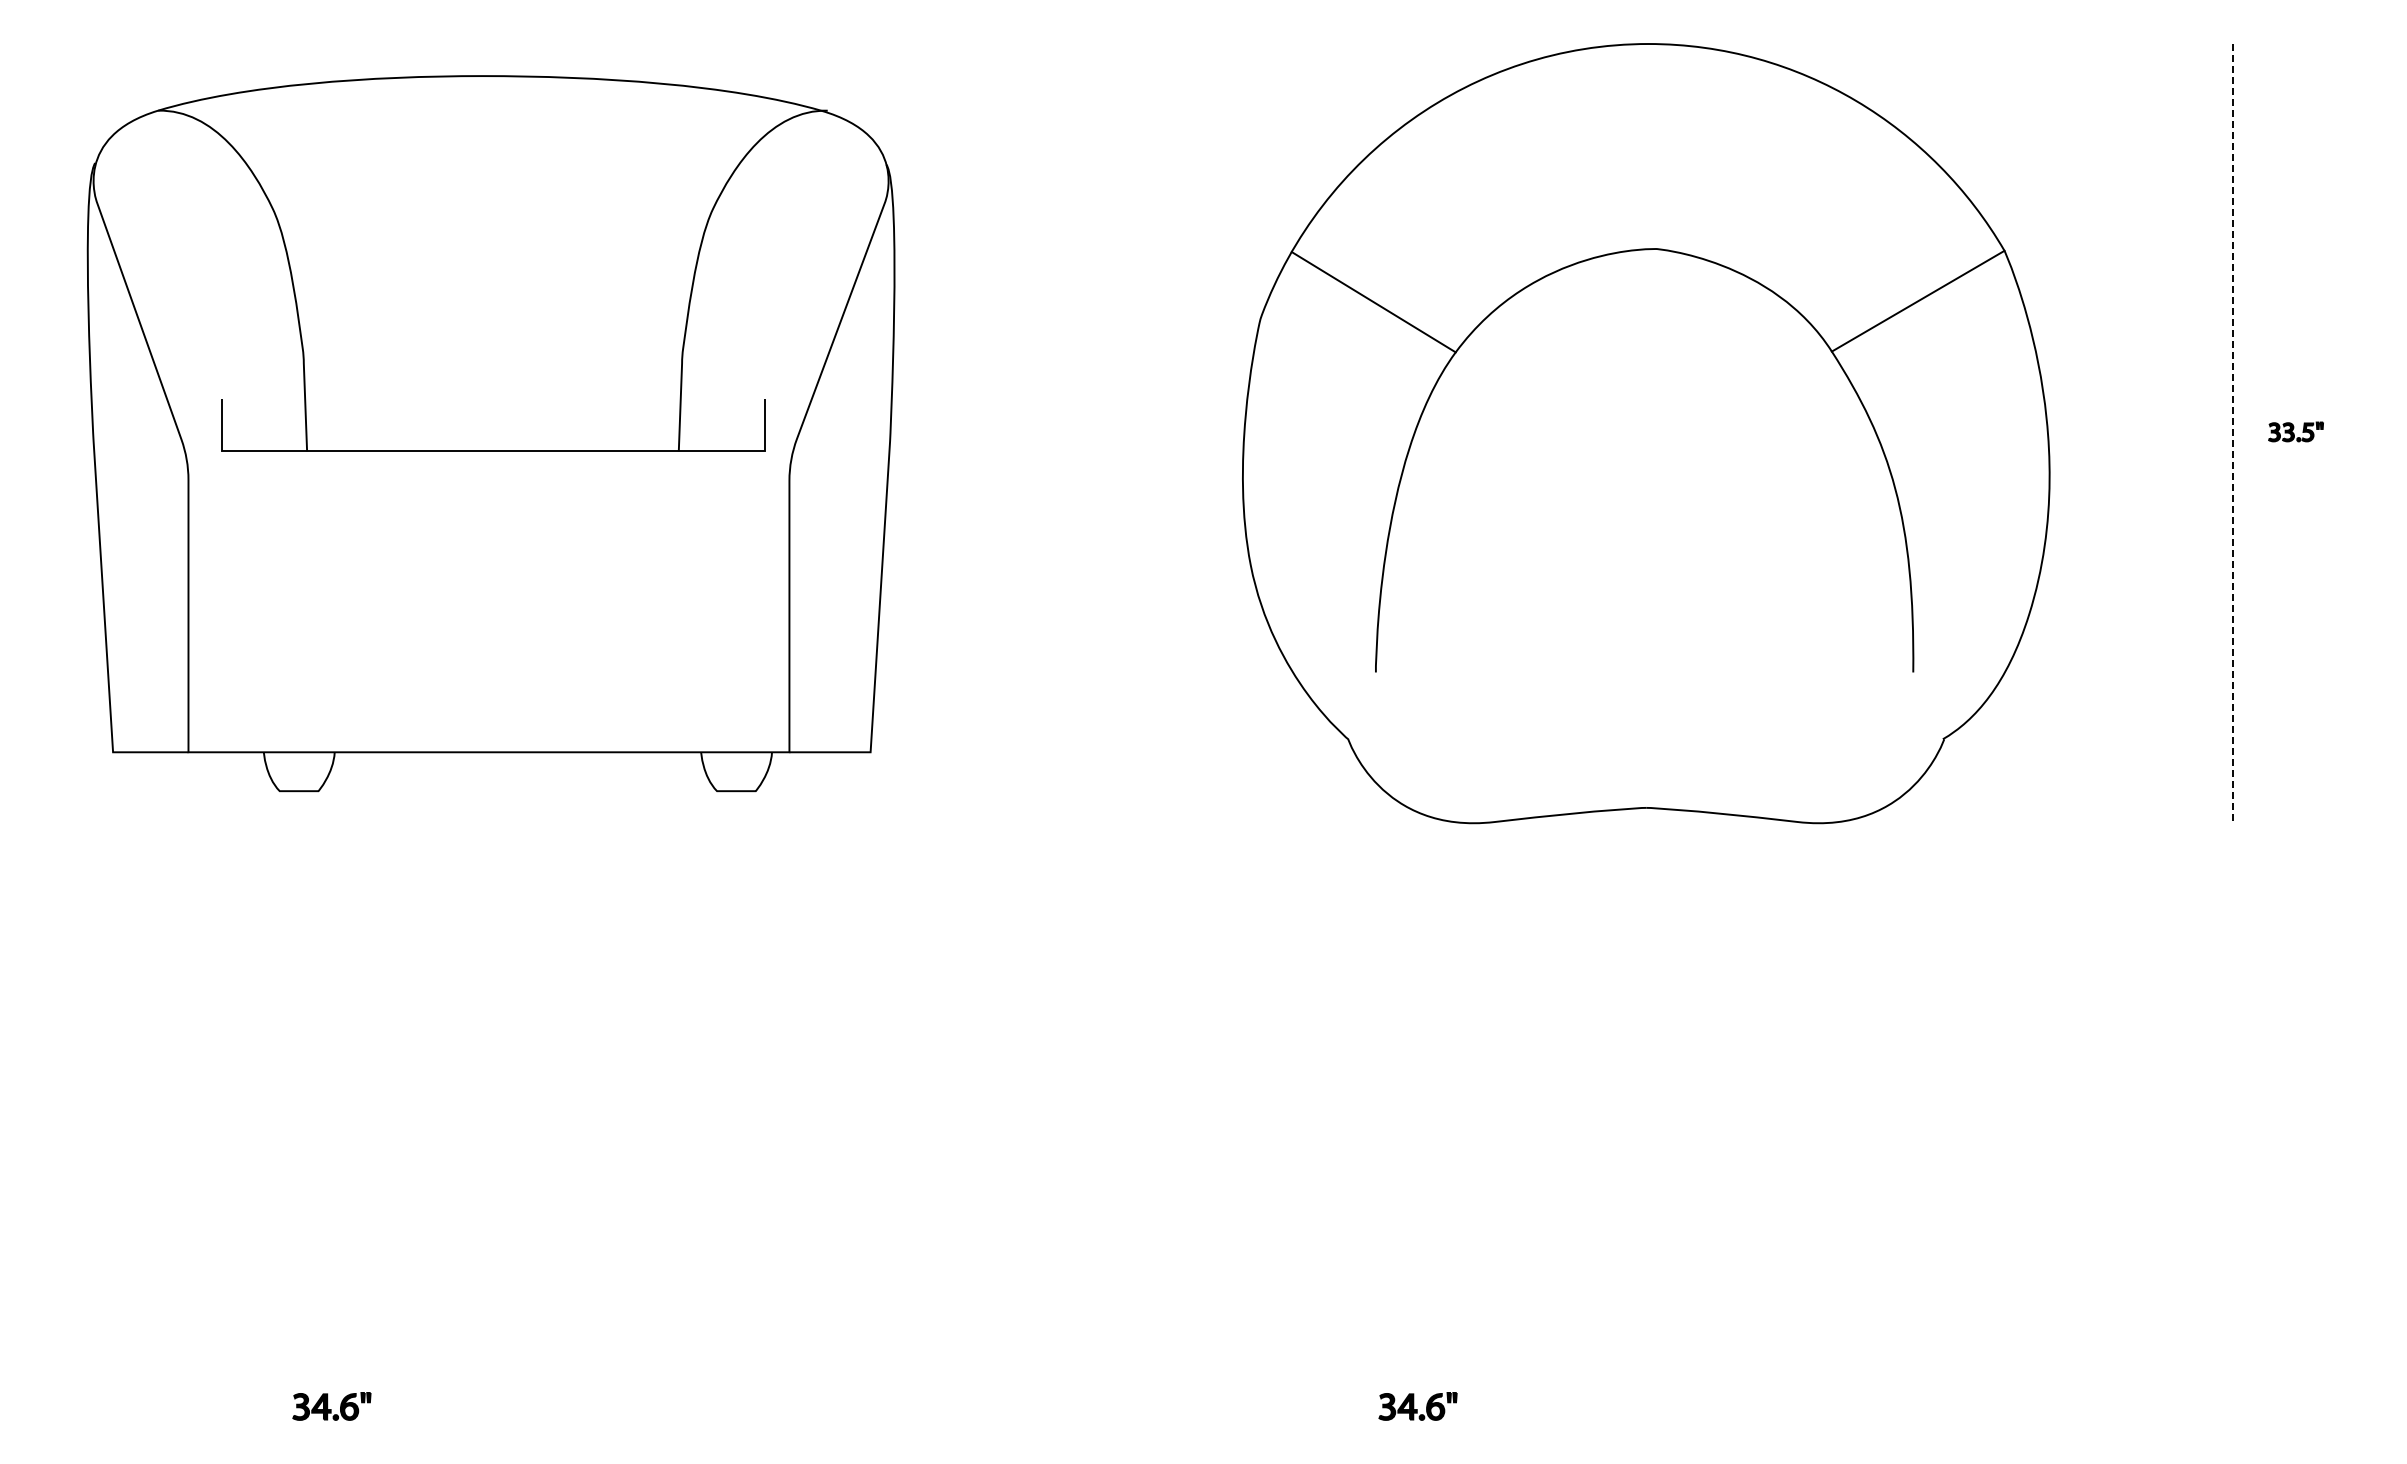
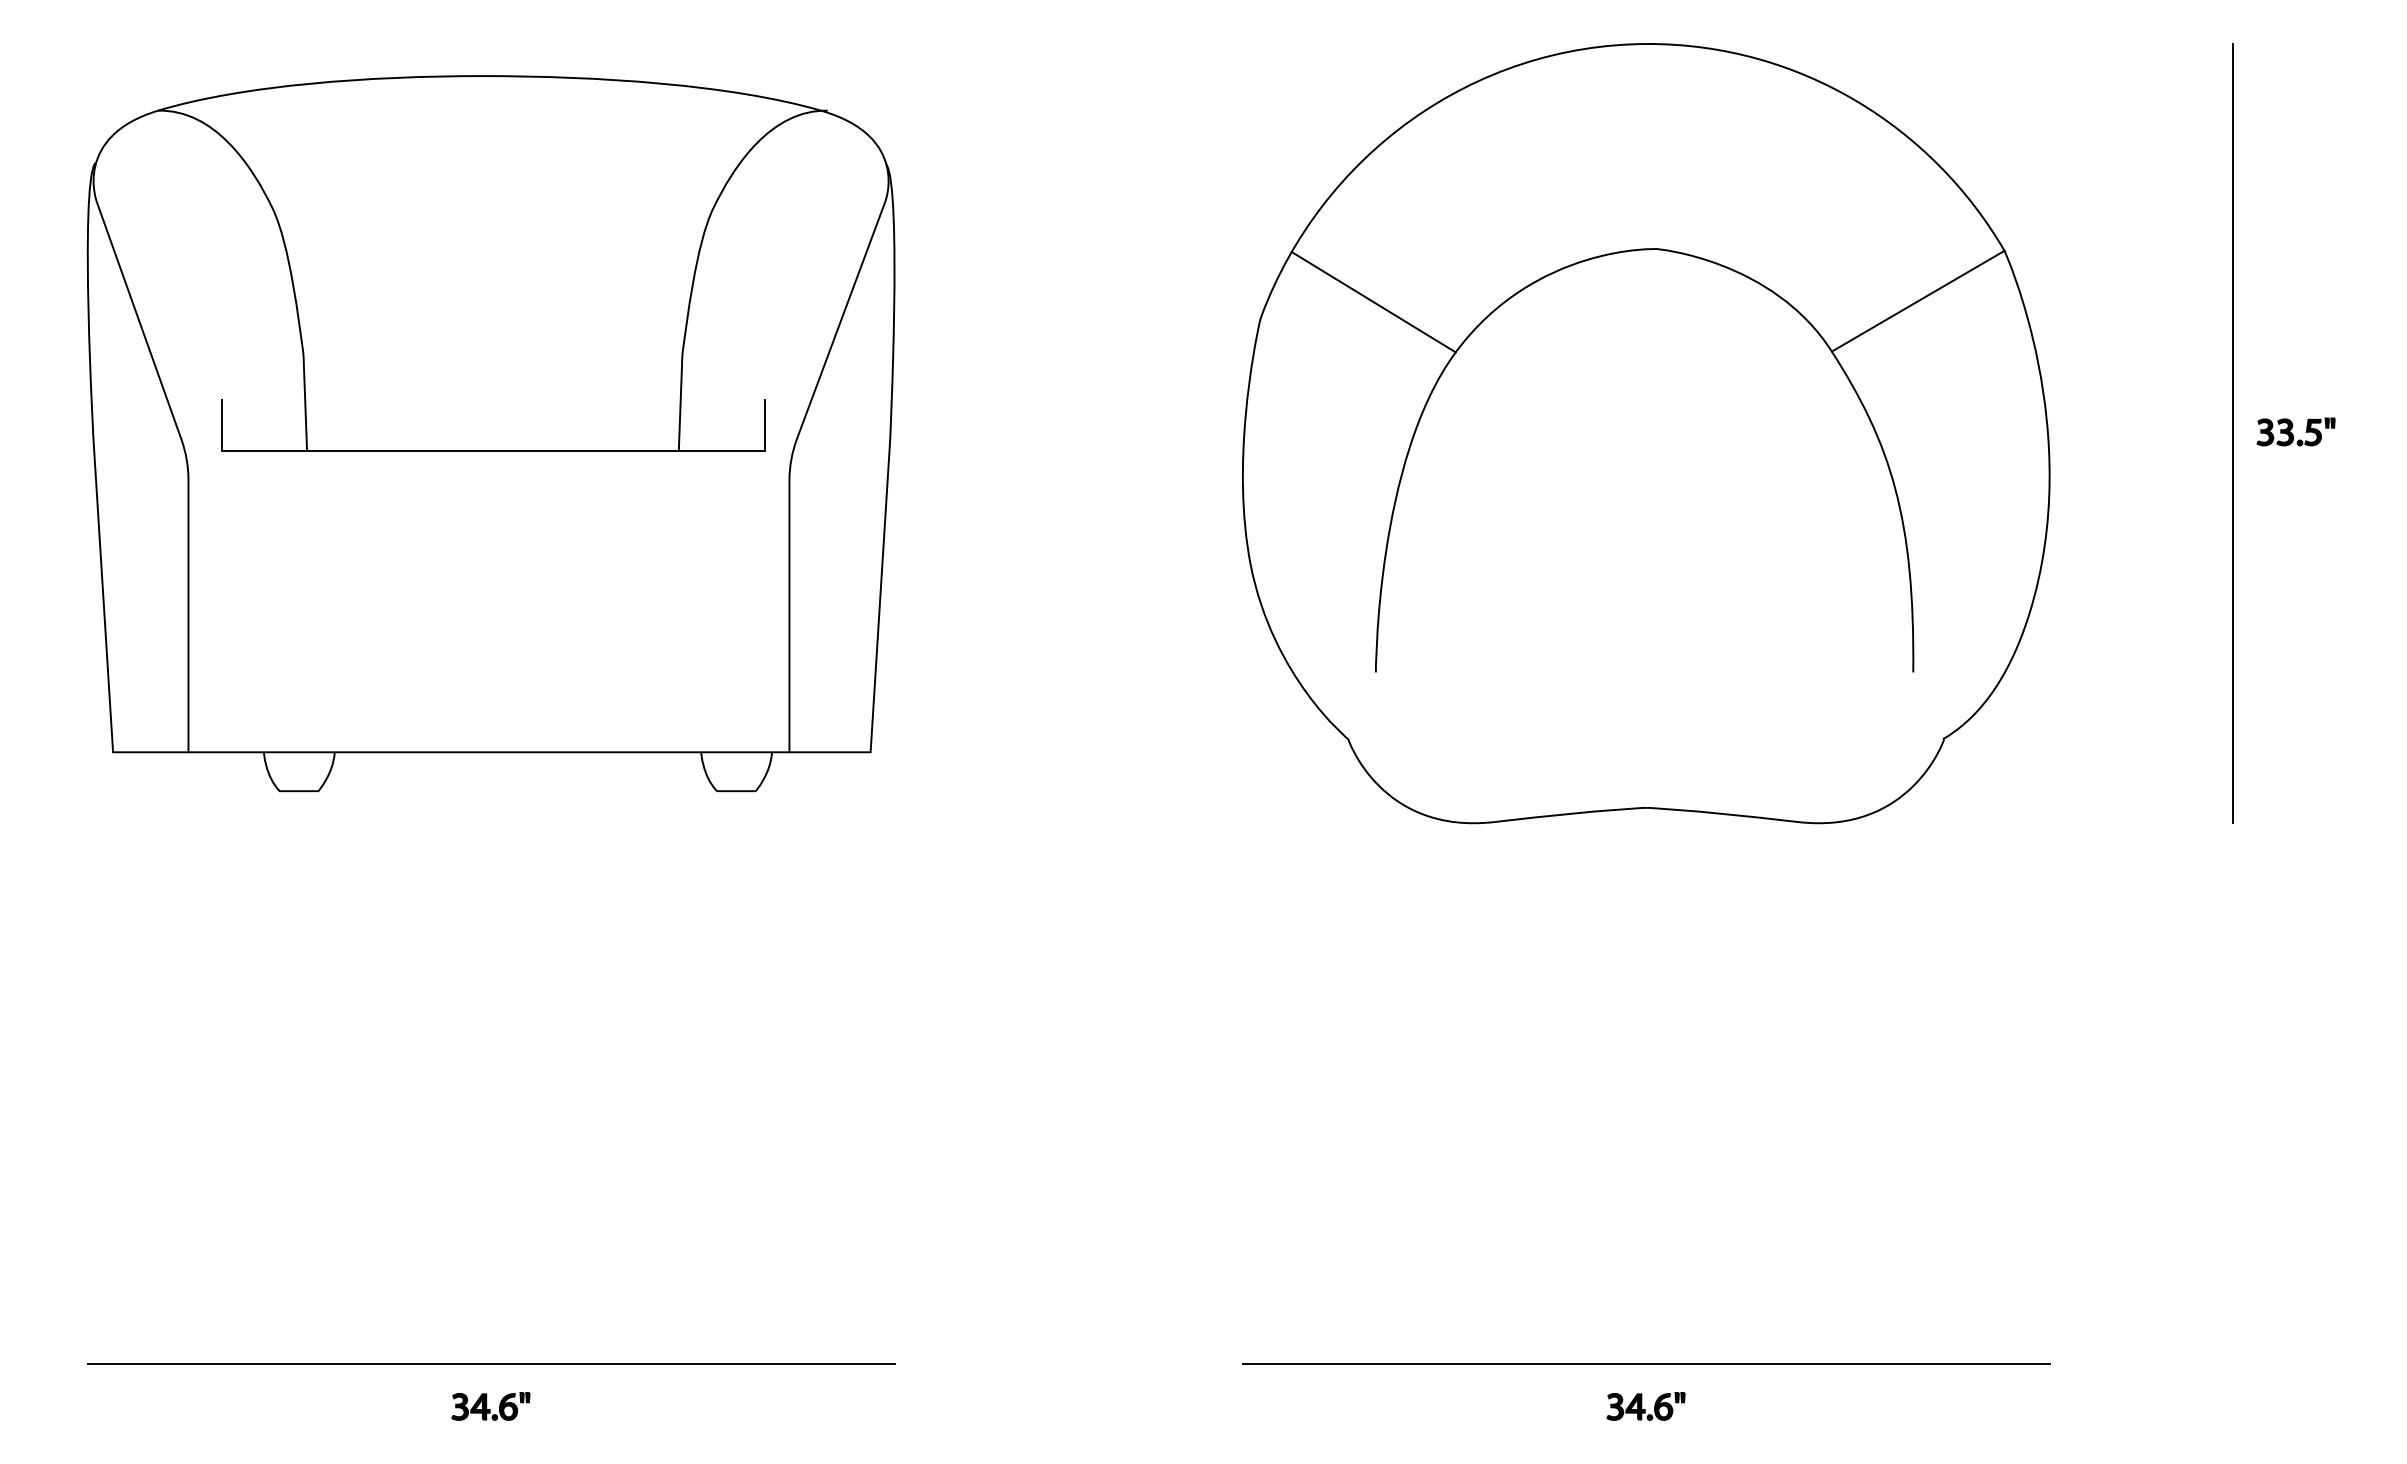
part size: 56x22 px -> 80x30 px (2295, 431)
line: dashed -> solid (2232, 433)
line: none -> present (490, 1364)
line: none -> present (1645, 1364)
part position: (331, 1406) -> (490, 1406) (490, 1406)
part position: (1417, 1406) -> (1645, 1406) (1645, 1406)
